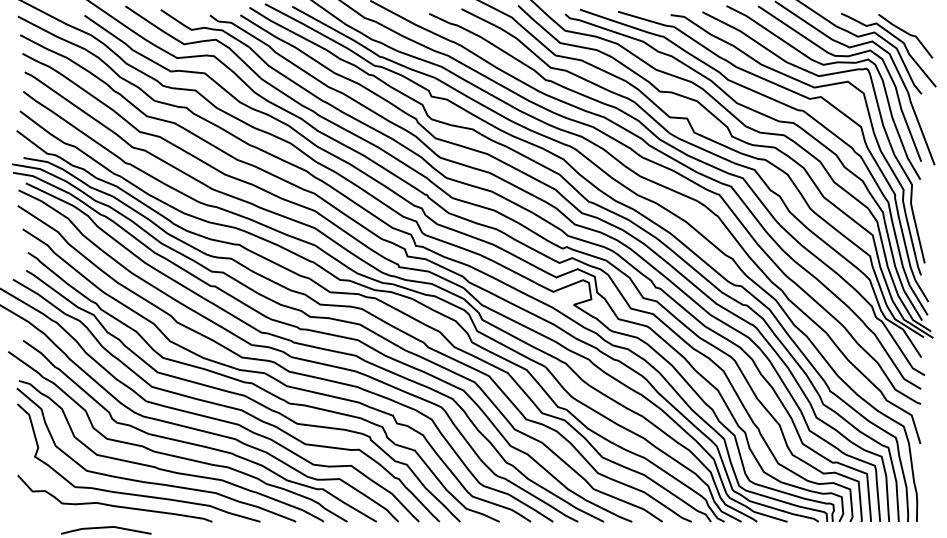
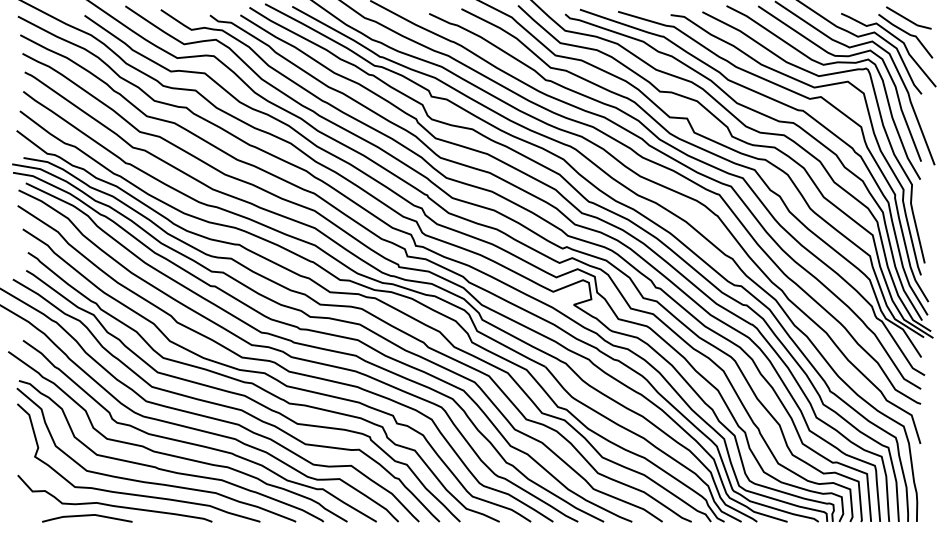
line: none -> present (907, 18)
line position: (106, 528) -> (87, 516) (87, 516)
